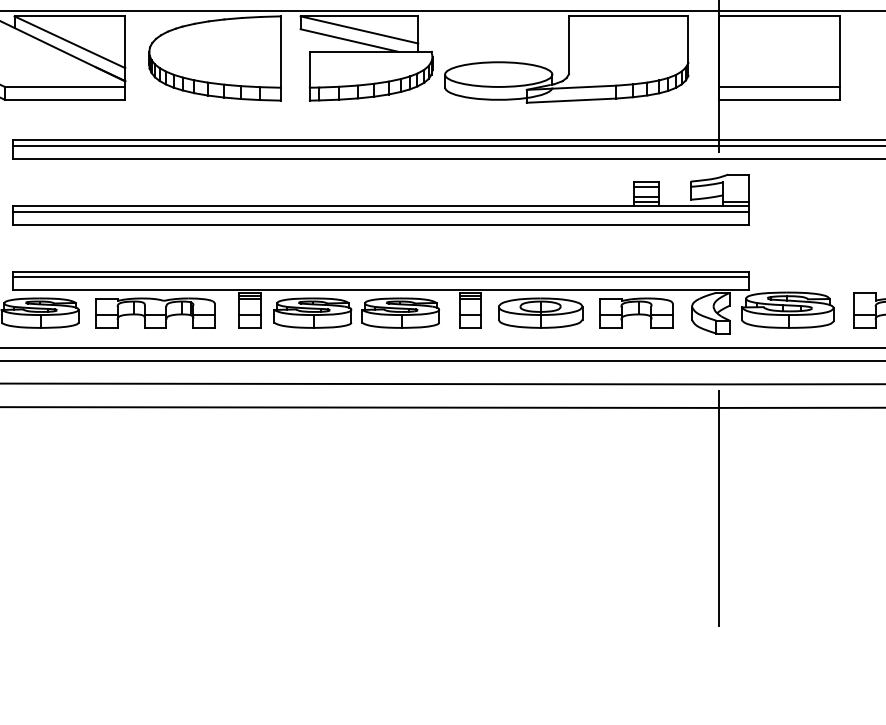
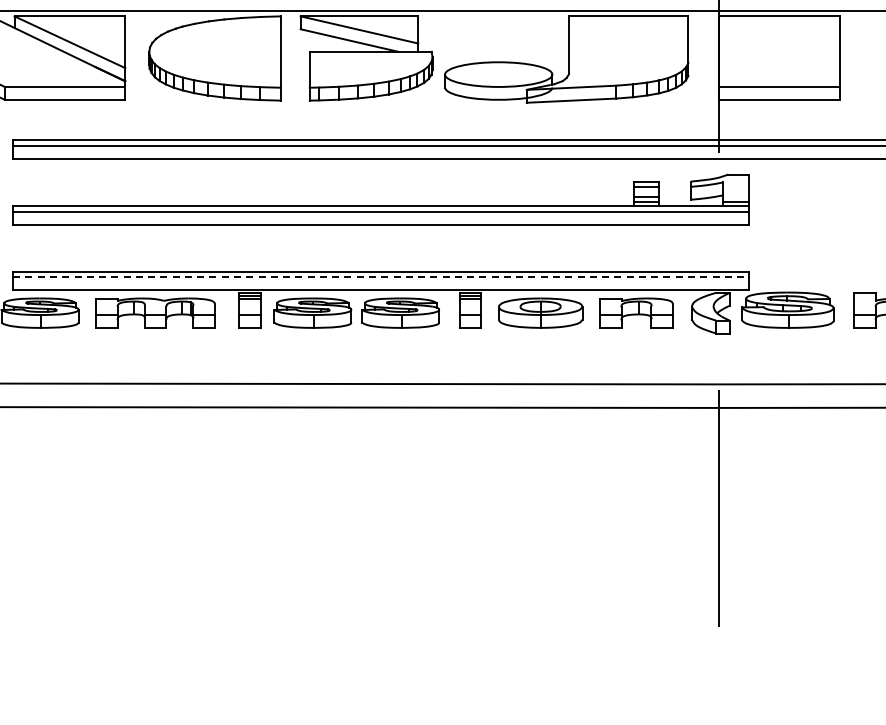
line: solid -> dashed (381, 277)
line: present -> none (442, 348)
line: present -> none (442, 361)
